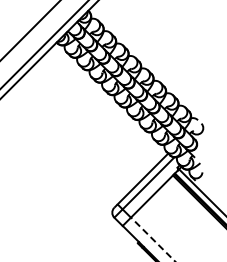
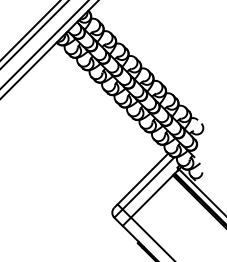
line: none -> present (34, 34)
line: dashed -> solid (152, 239)
